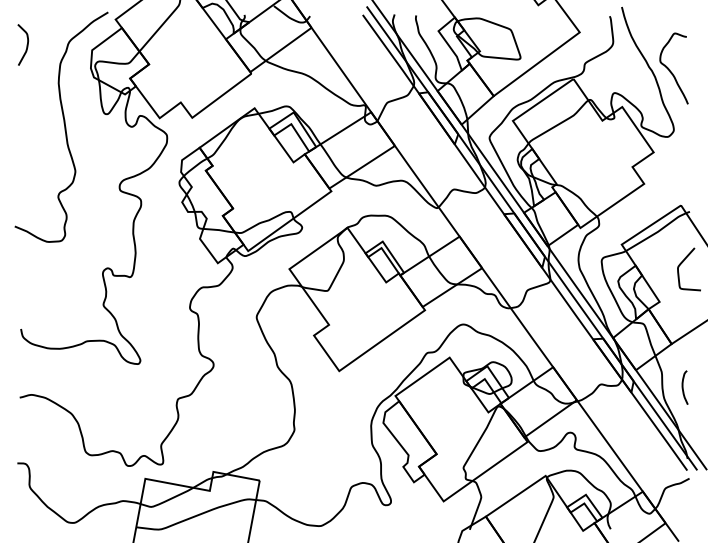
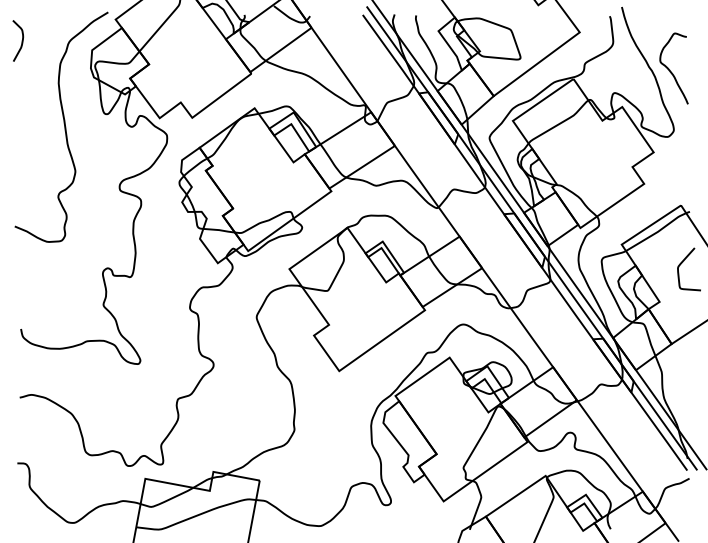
curve position: (26, 44) -> (21, 40) (21, 40)
curve: present -> none (683, 387)
